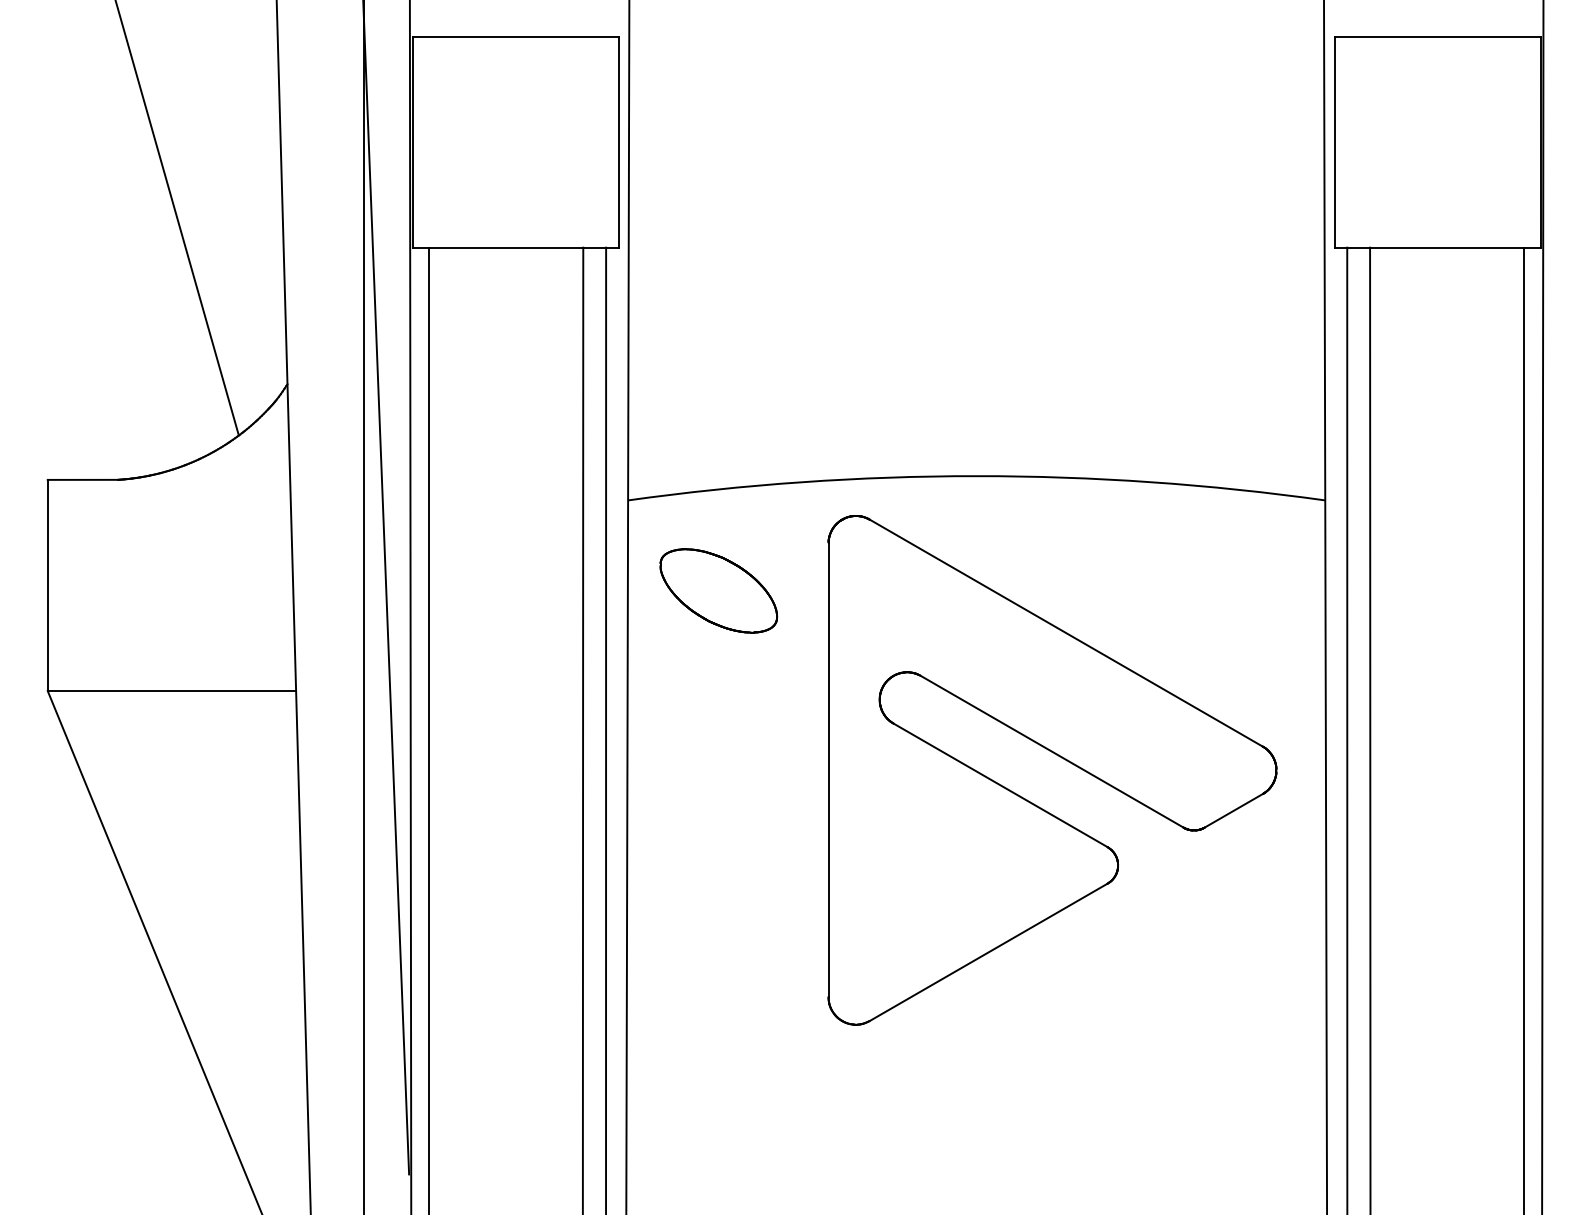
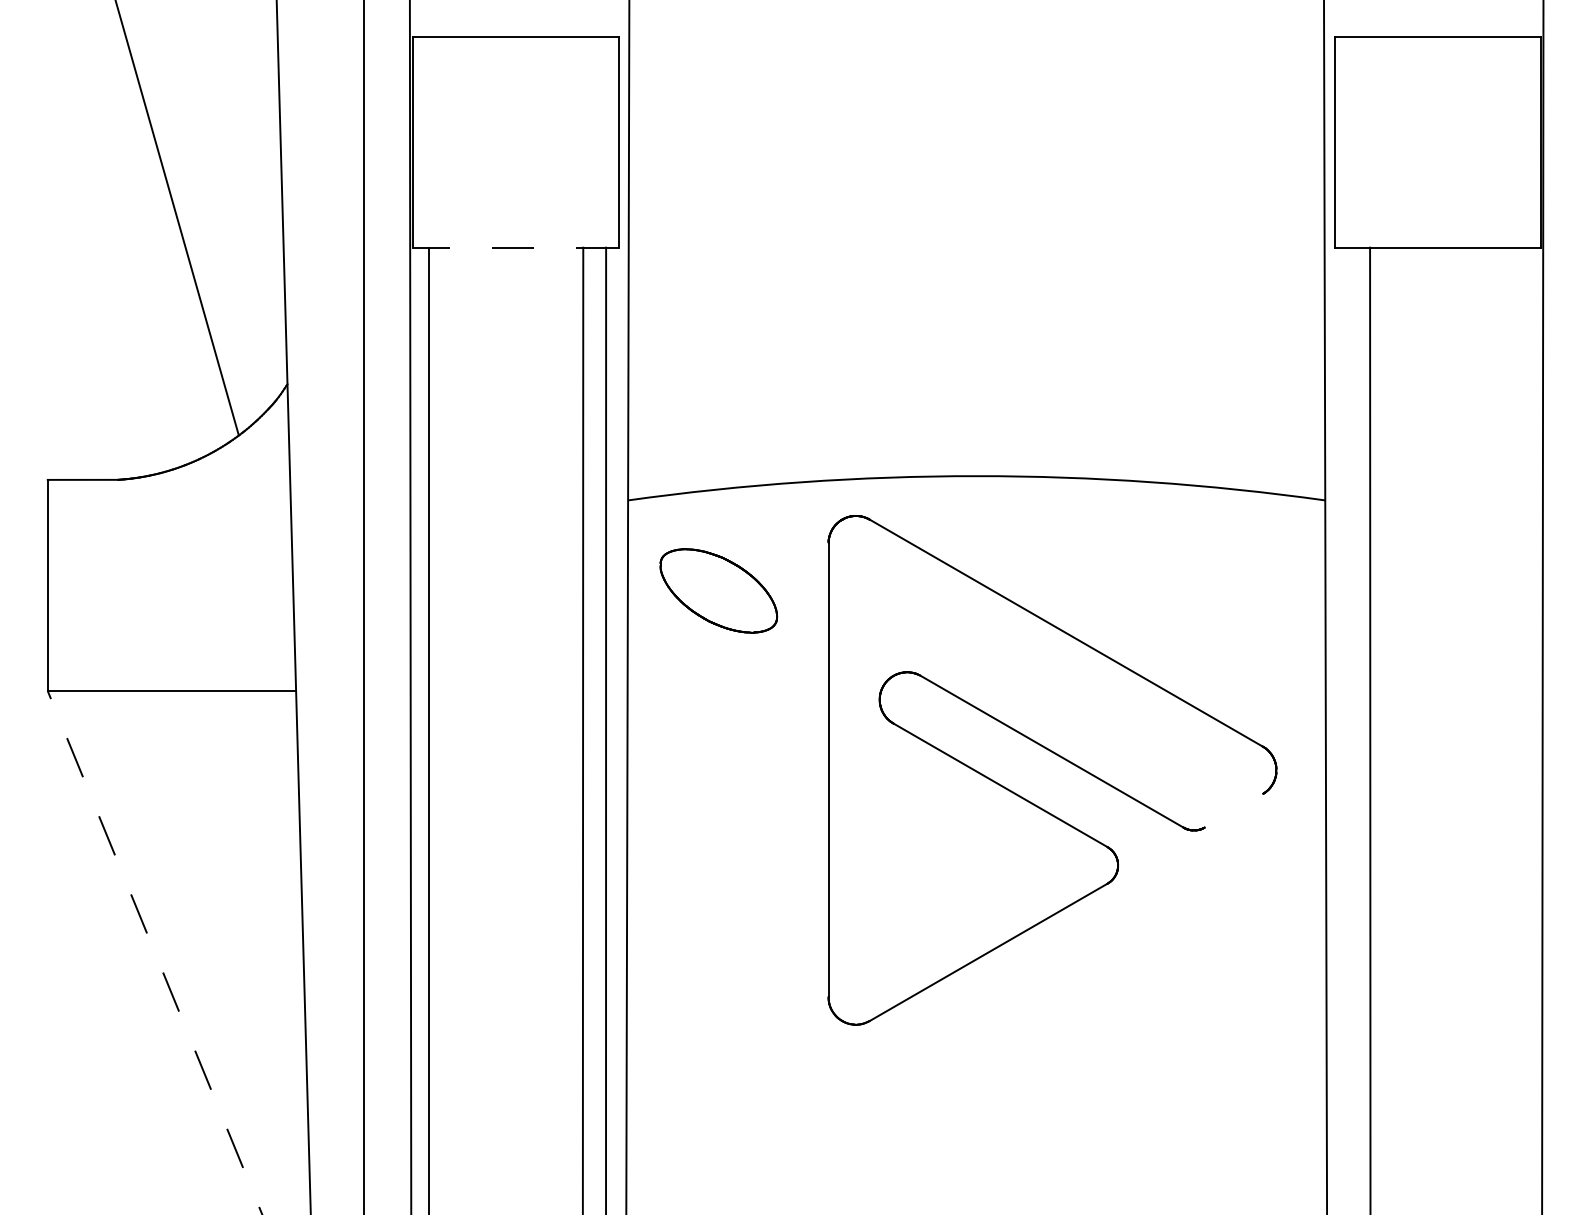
line: solid -> dashed (515, 247)
line: present -> none (386, 588)
line: present -> none (1347, 729)
line: present -> none (1524, 729)
line: present -> none (1233, 810)
line: solid -> dashed (155, 952)
